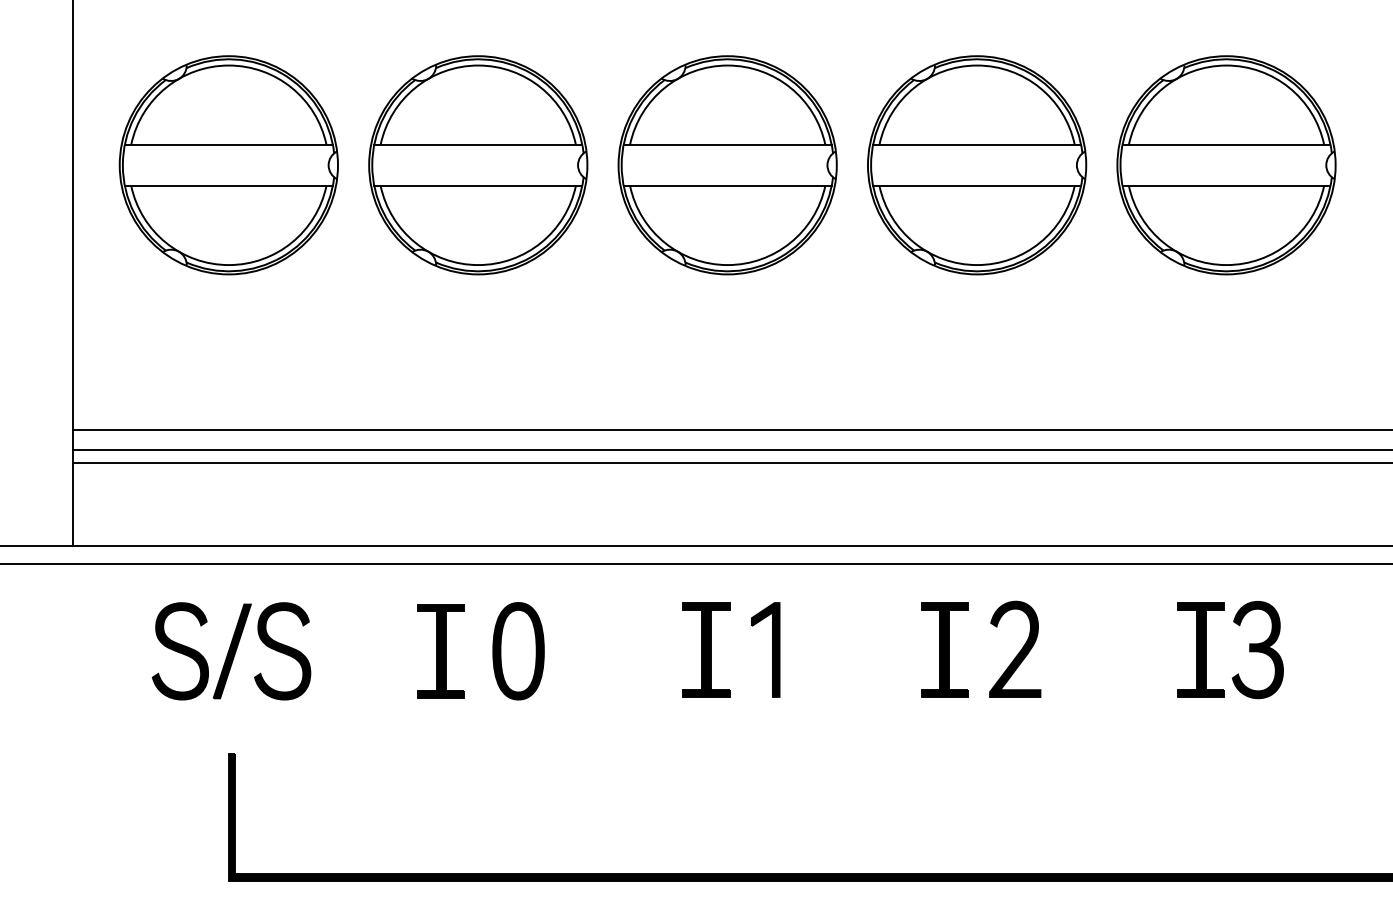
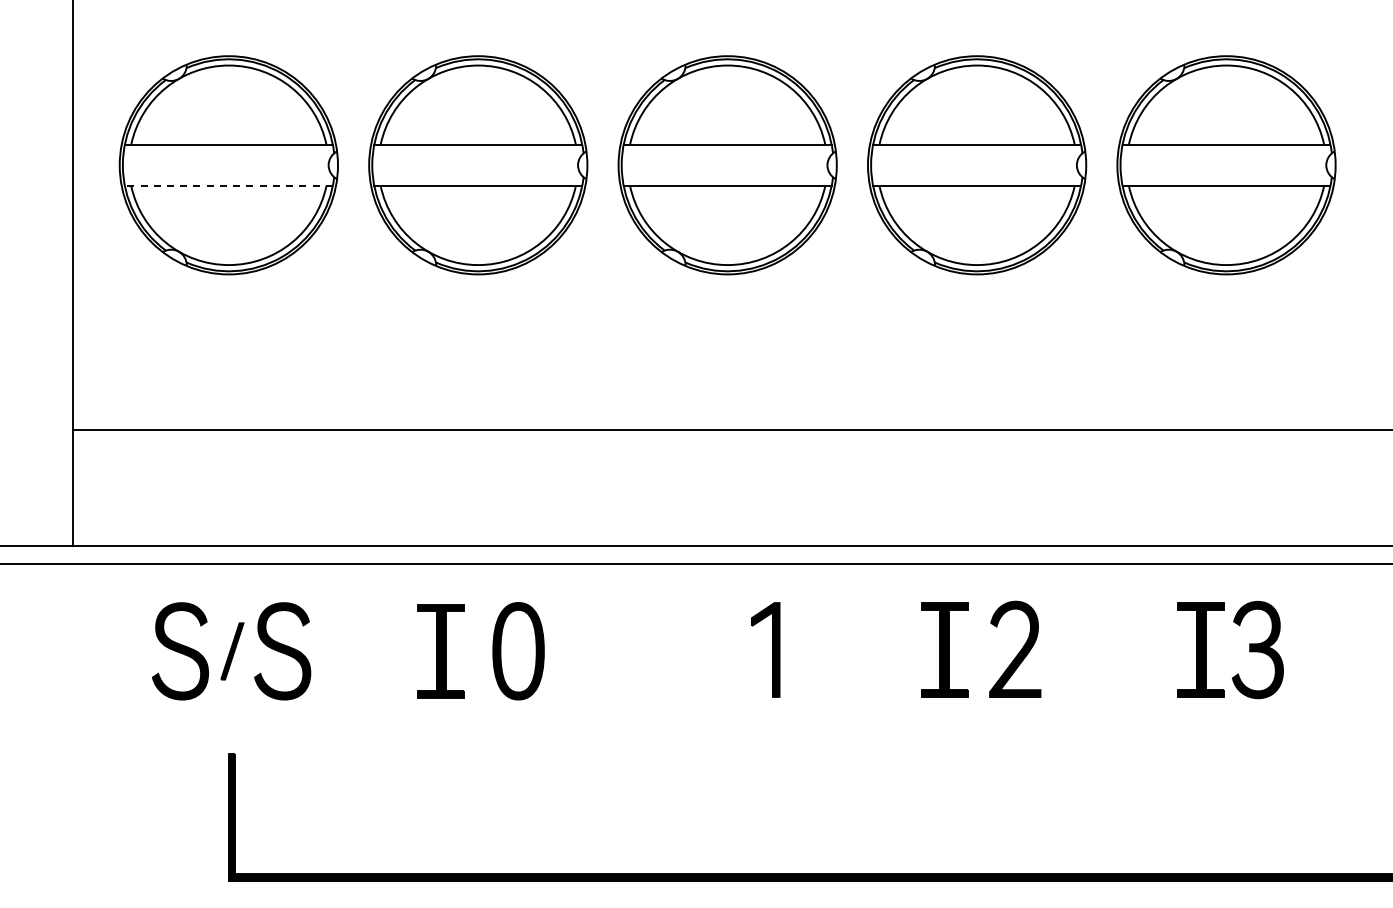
line: solid -> dashed (228, 185)
line: present -> none (730, 450)
line: present -> none (730, 462)
part: present -> none (706, 649)
part size: 39x97 px -> 25x59 px (232, 651)
